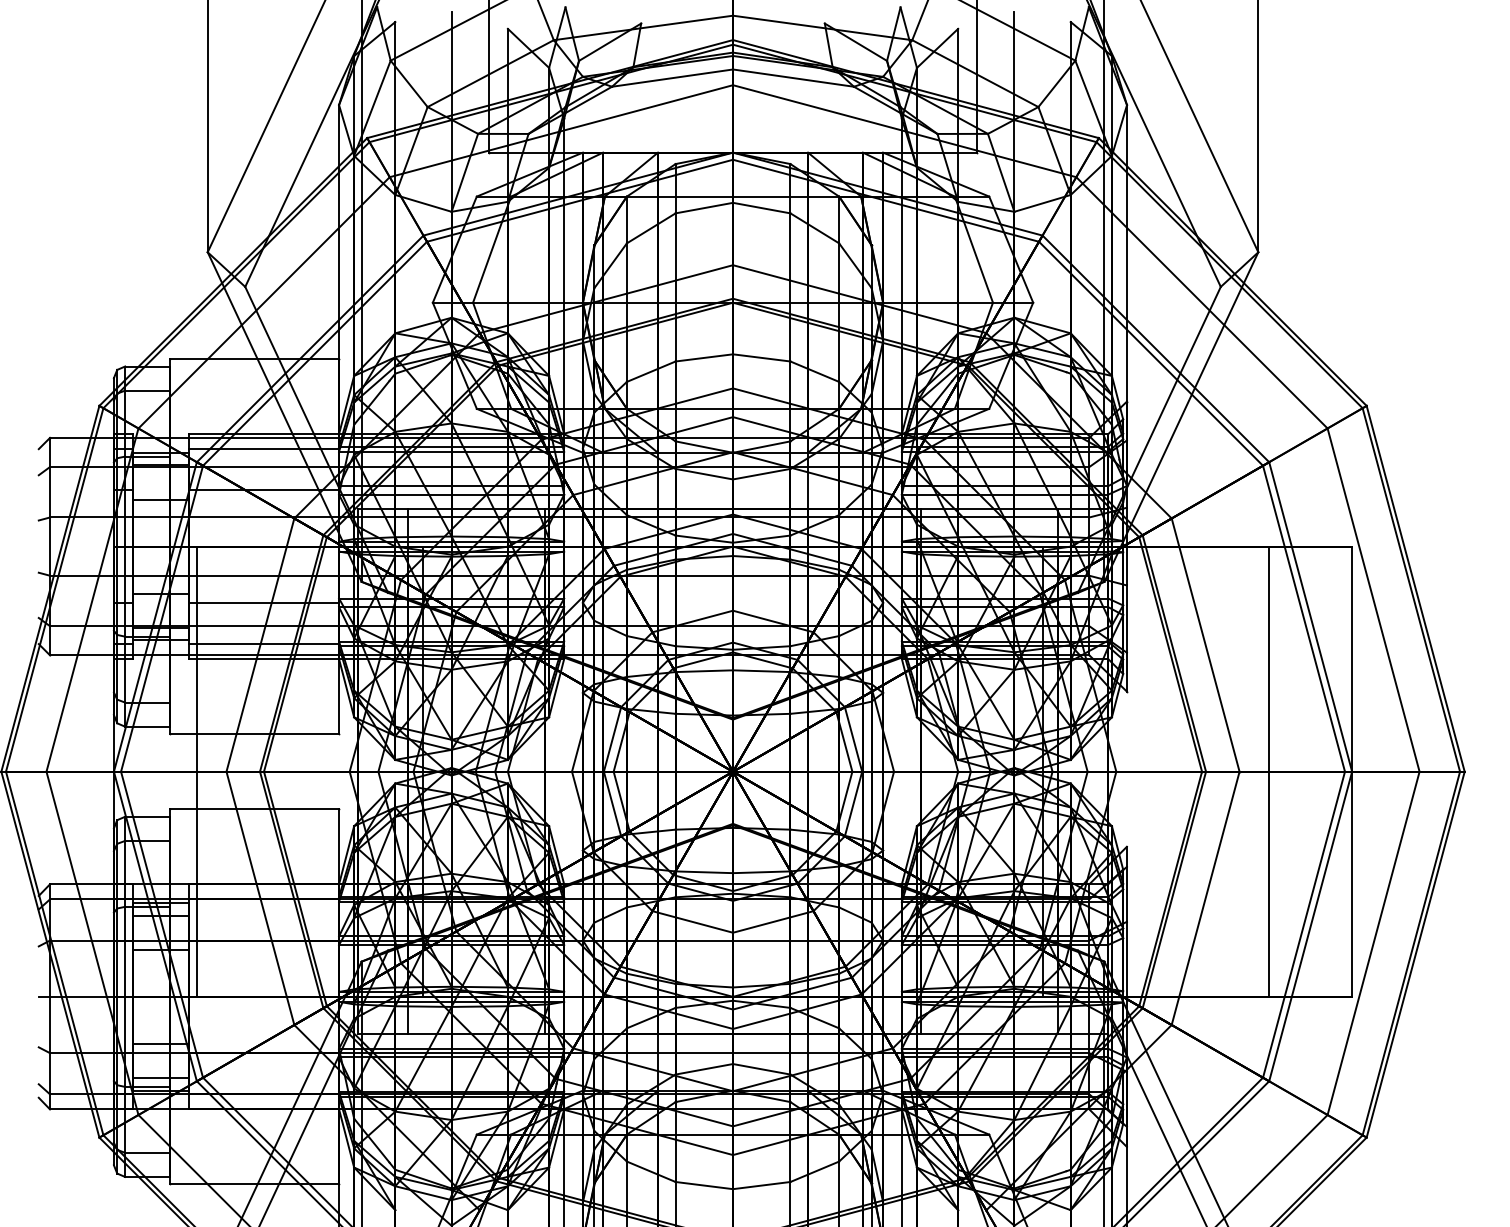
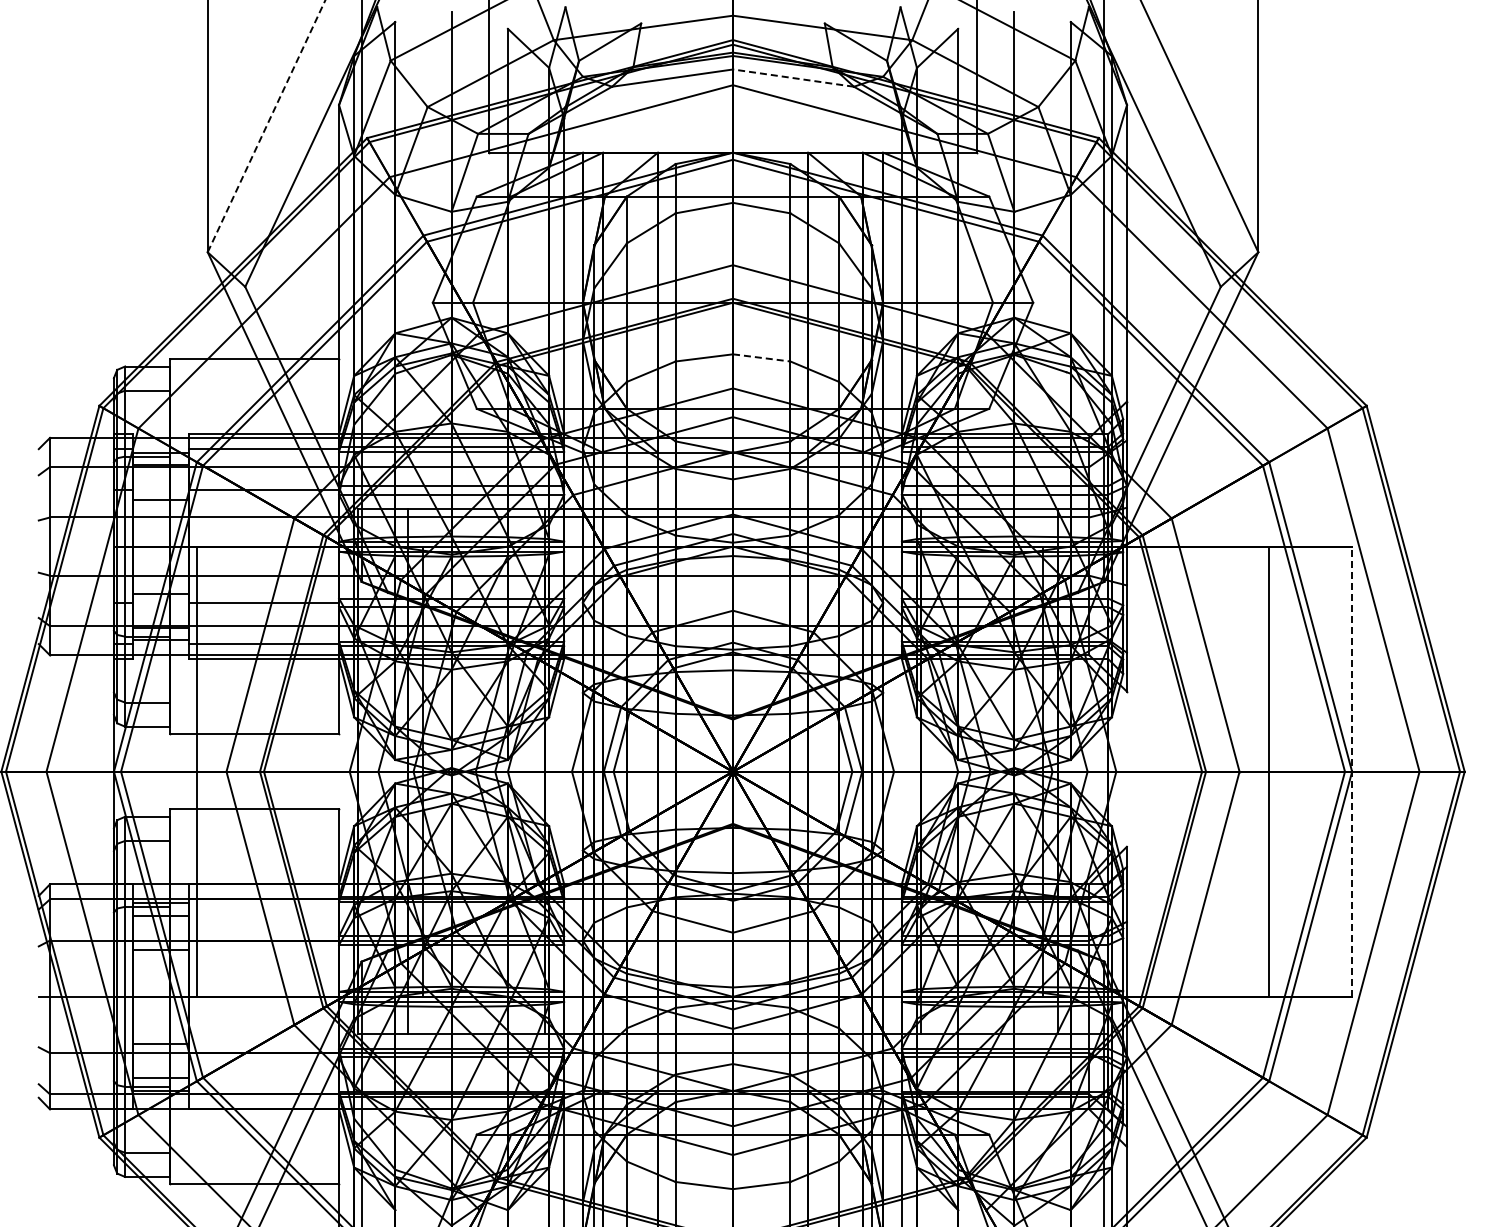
line: solid -> dashed (793, 78)
line: solid -> dashed (266, 126)
line: solid -> dashed (761, 357)
line: solid -> dashed (1352, 771)
